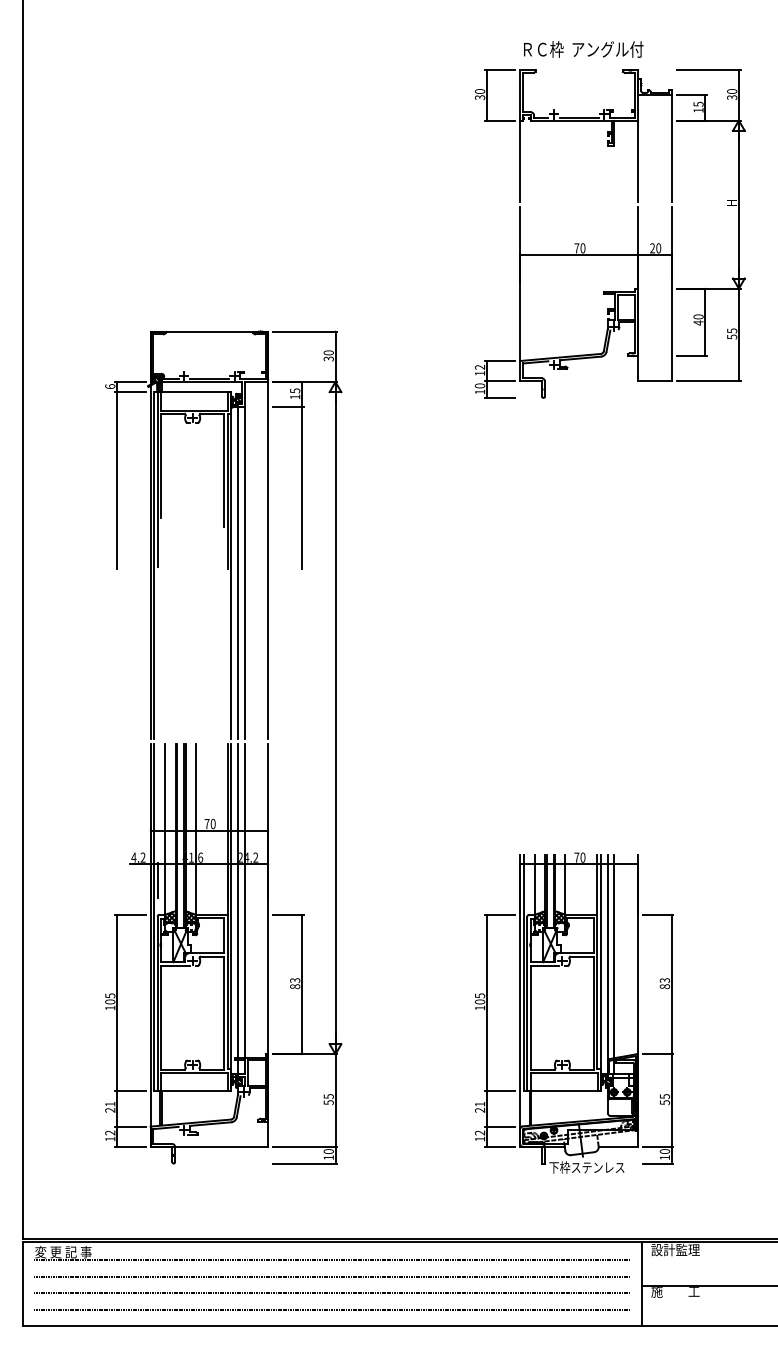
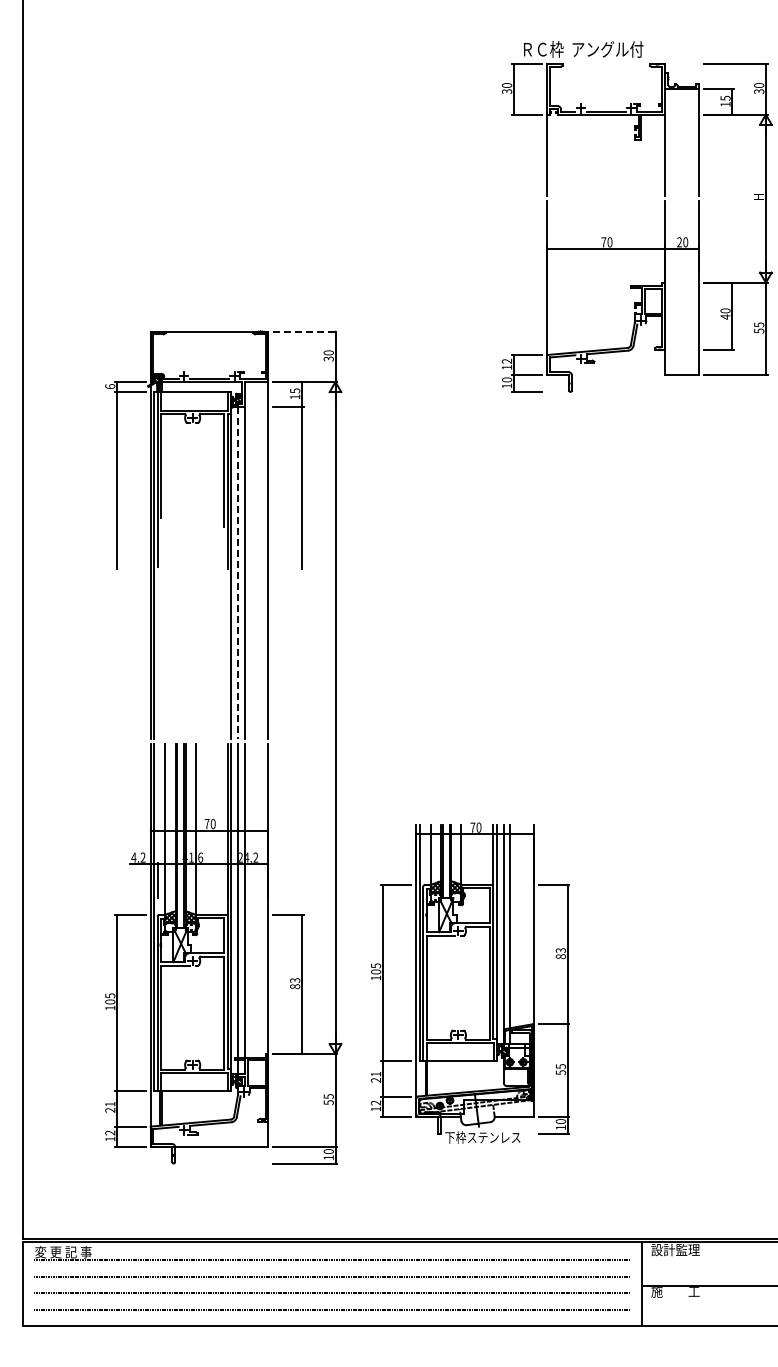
part position: (609, 254) -> (636, 248) (636, 248)
line: solid -> dashed (305, 331)
line: solid -> dashed (238, 573)
part position: (573, 1012) -> (469, 982) (469, 982)
